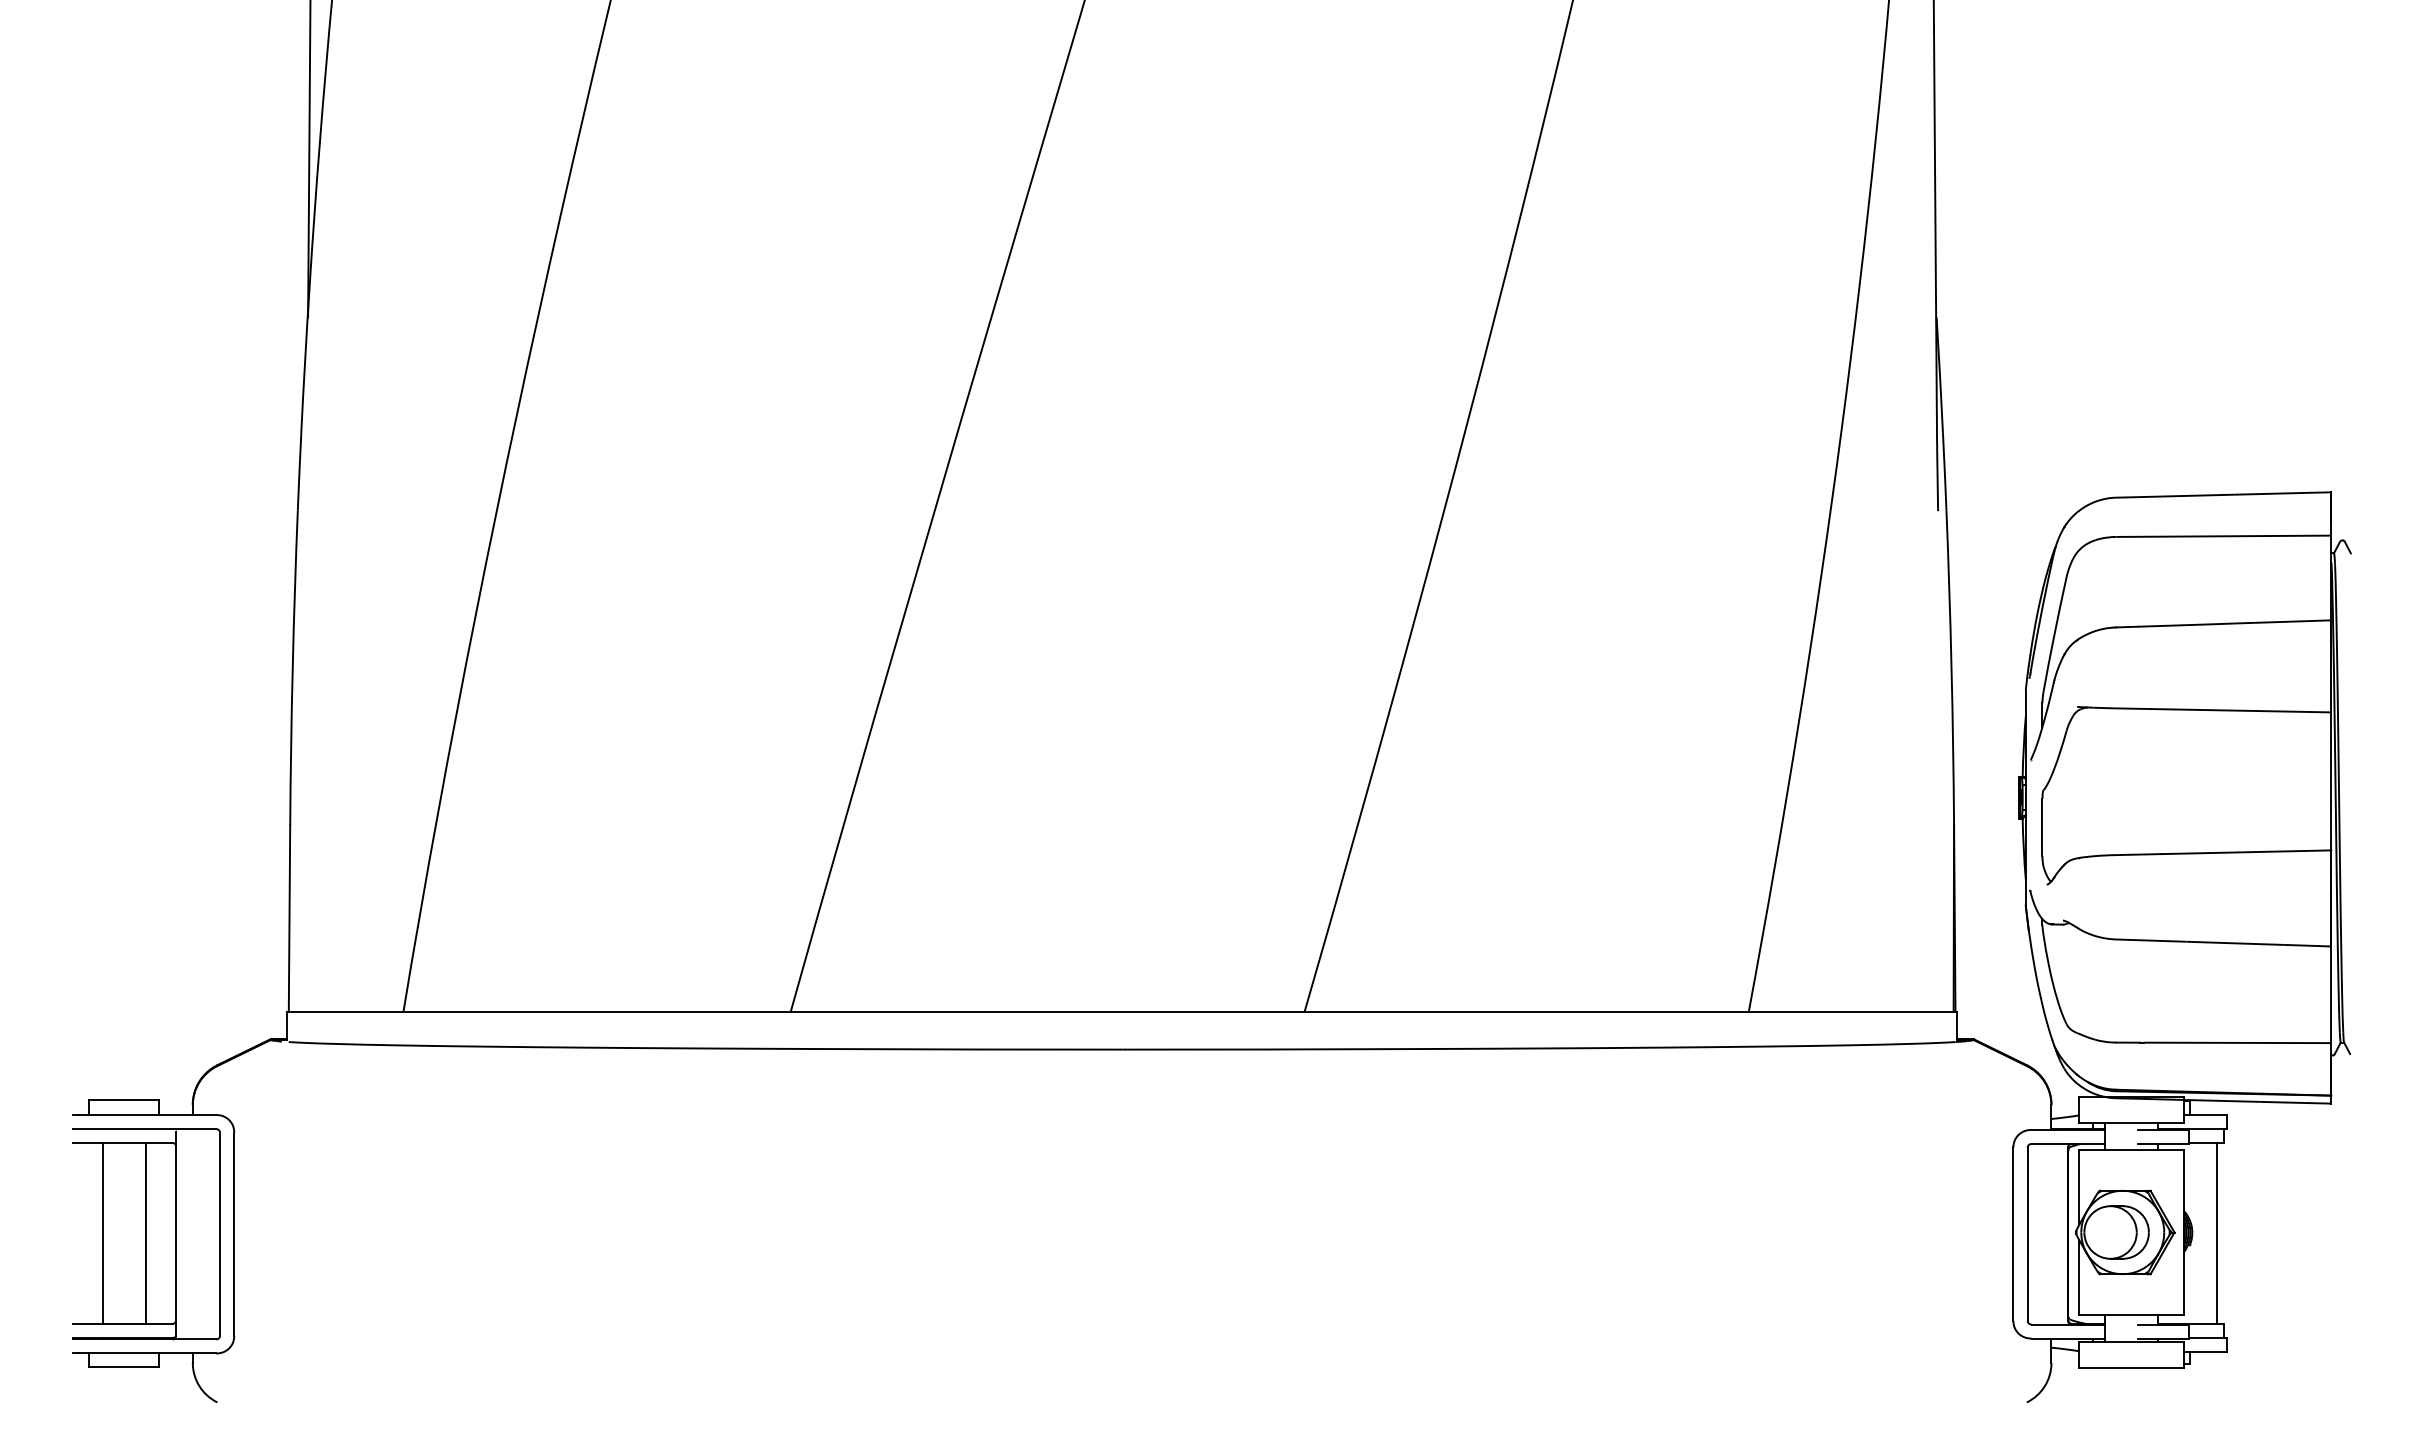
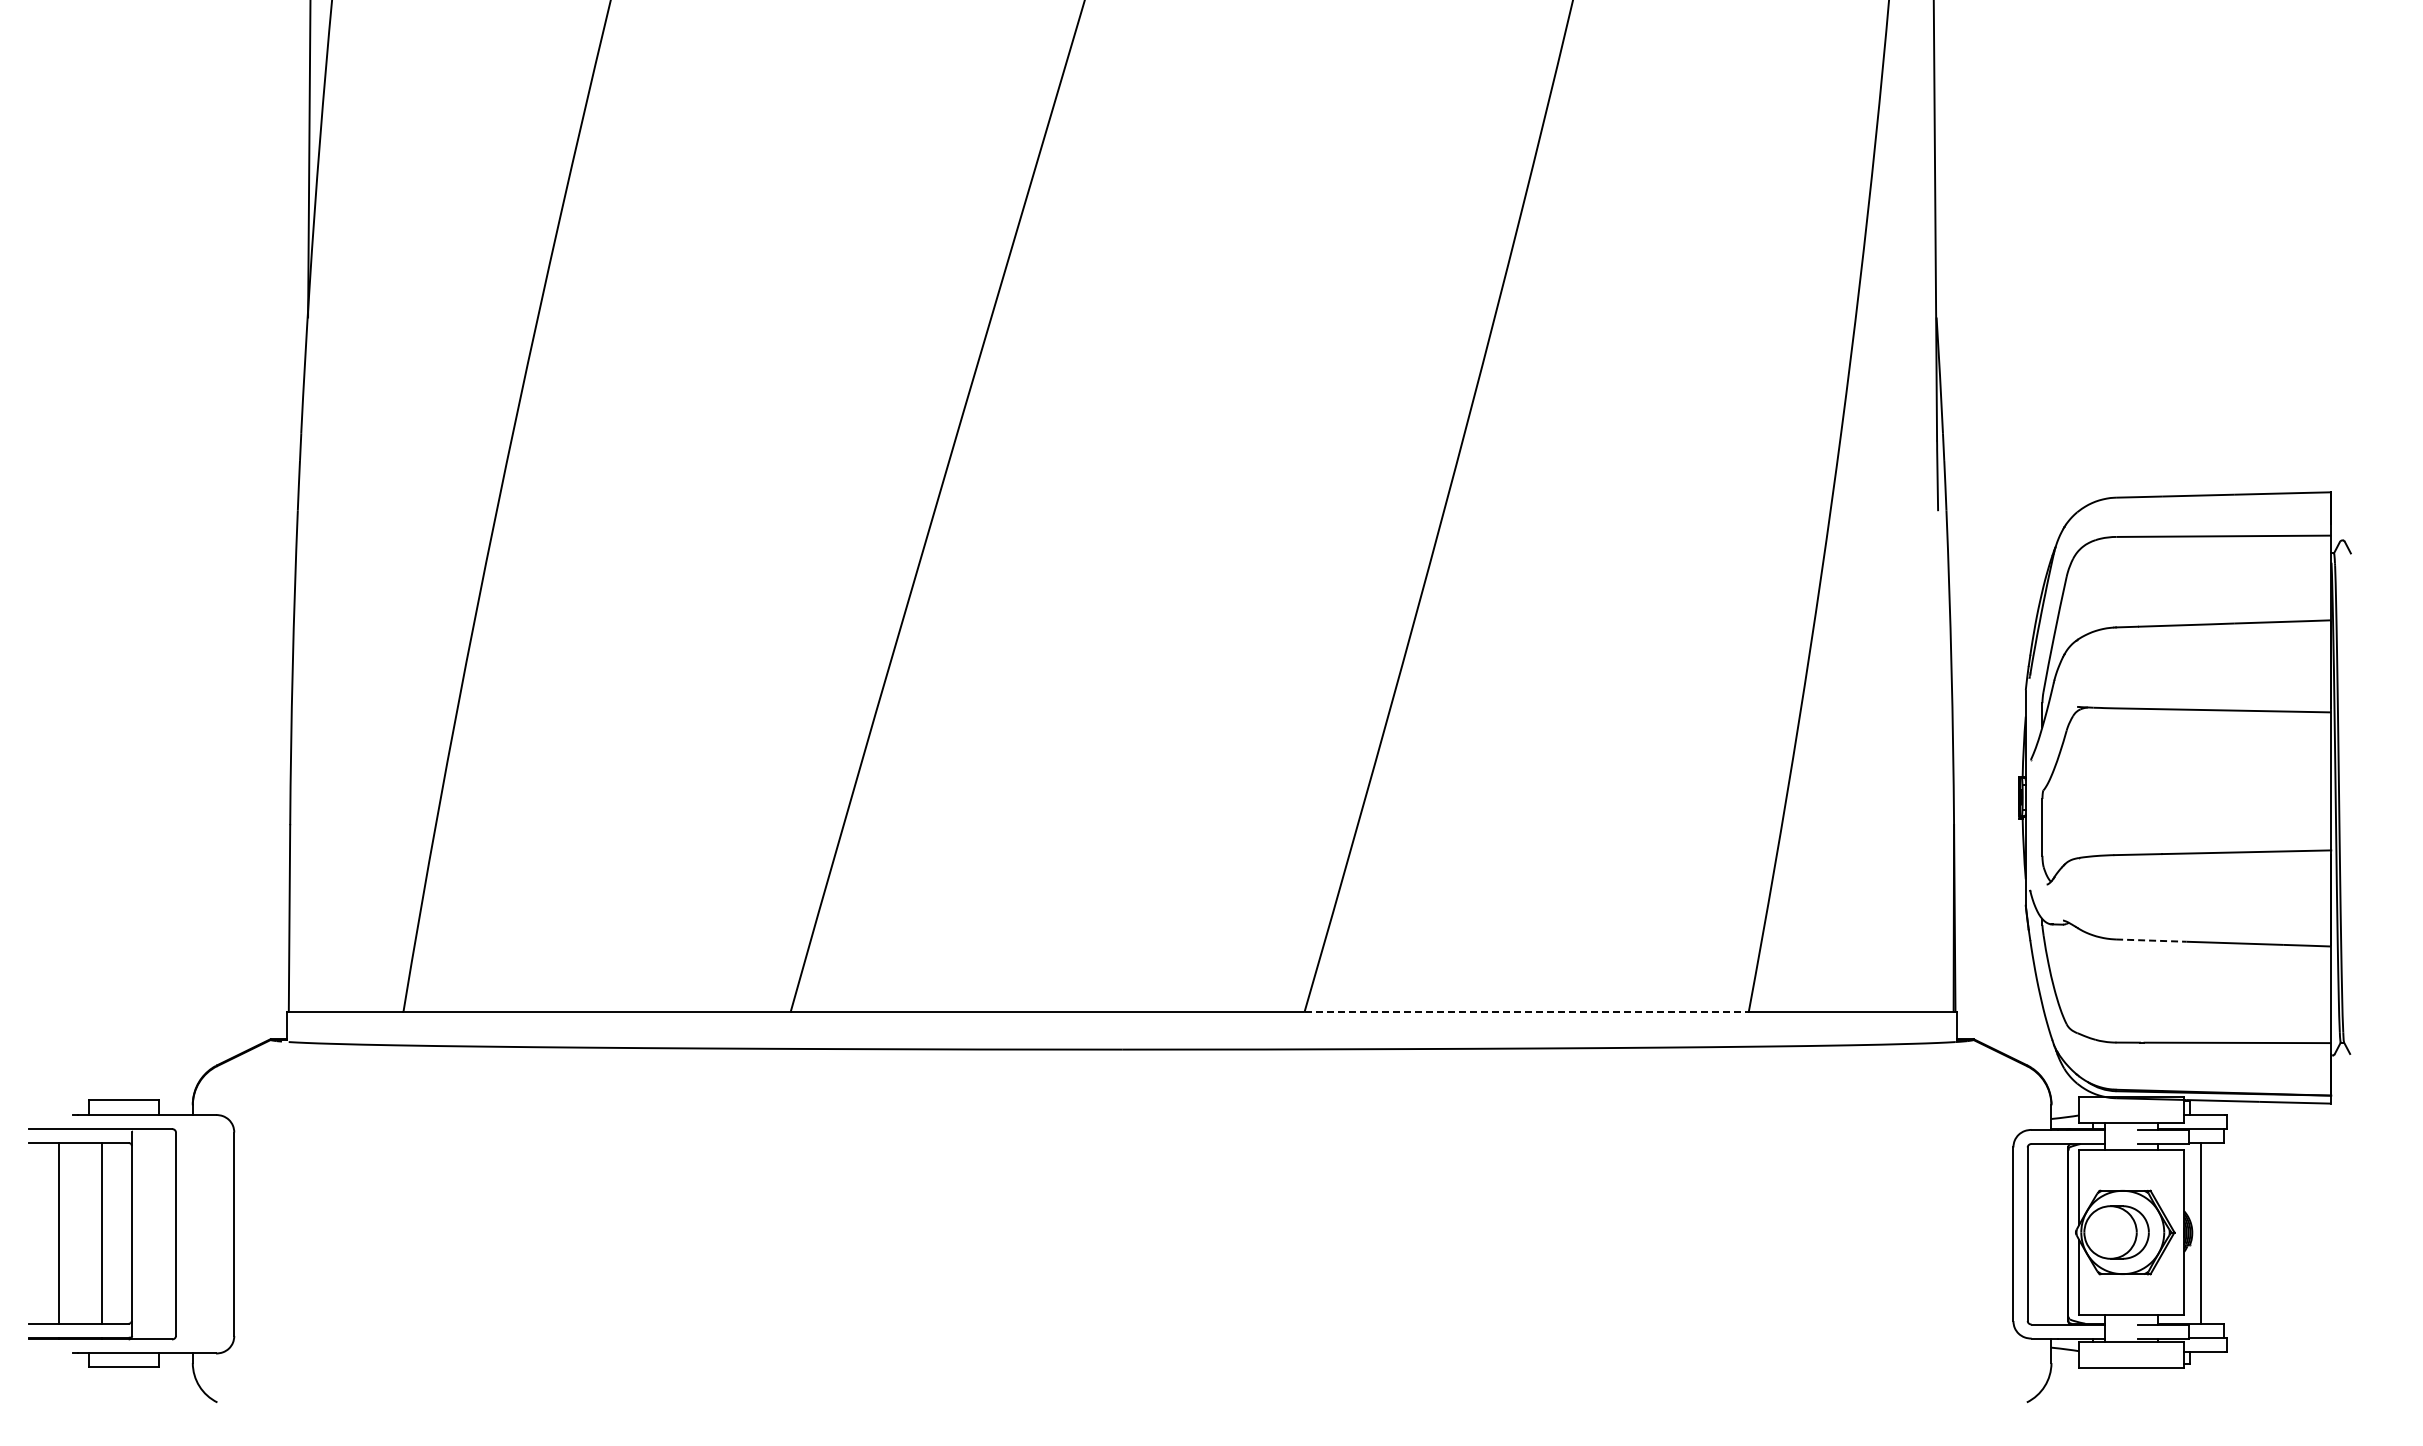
line: solid -> dashed (2150, 940)
line: solid -> dashed (1526, 1011)
line position: (2216, 1233) -> (2200, 1233) (2200, 1233)
part position: (146, 1234) -> (102, 1234) (102, 1234)
